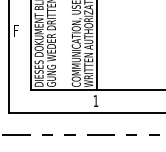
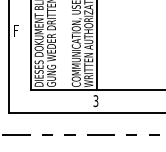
text: 1 -> 3 (95, 101)
